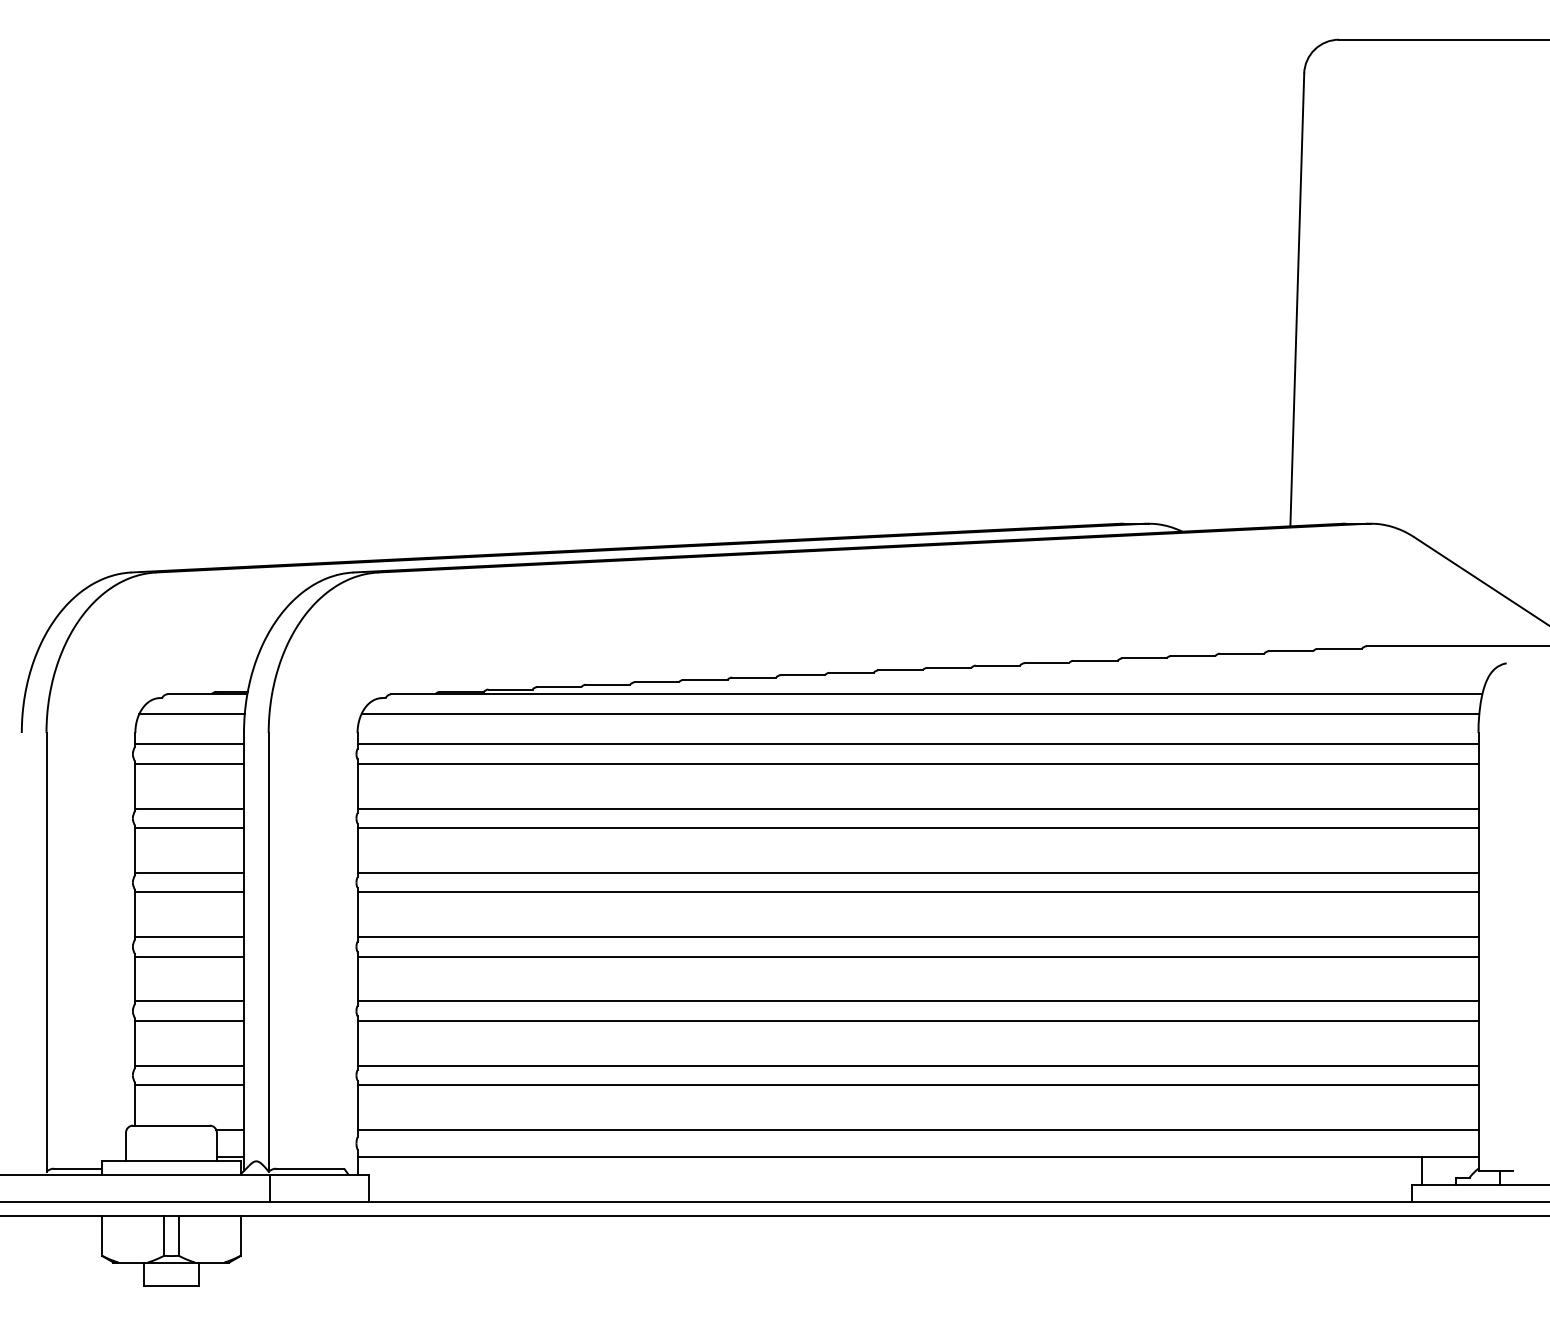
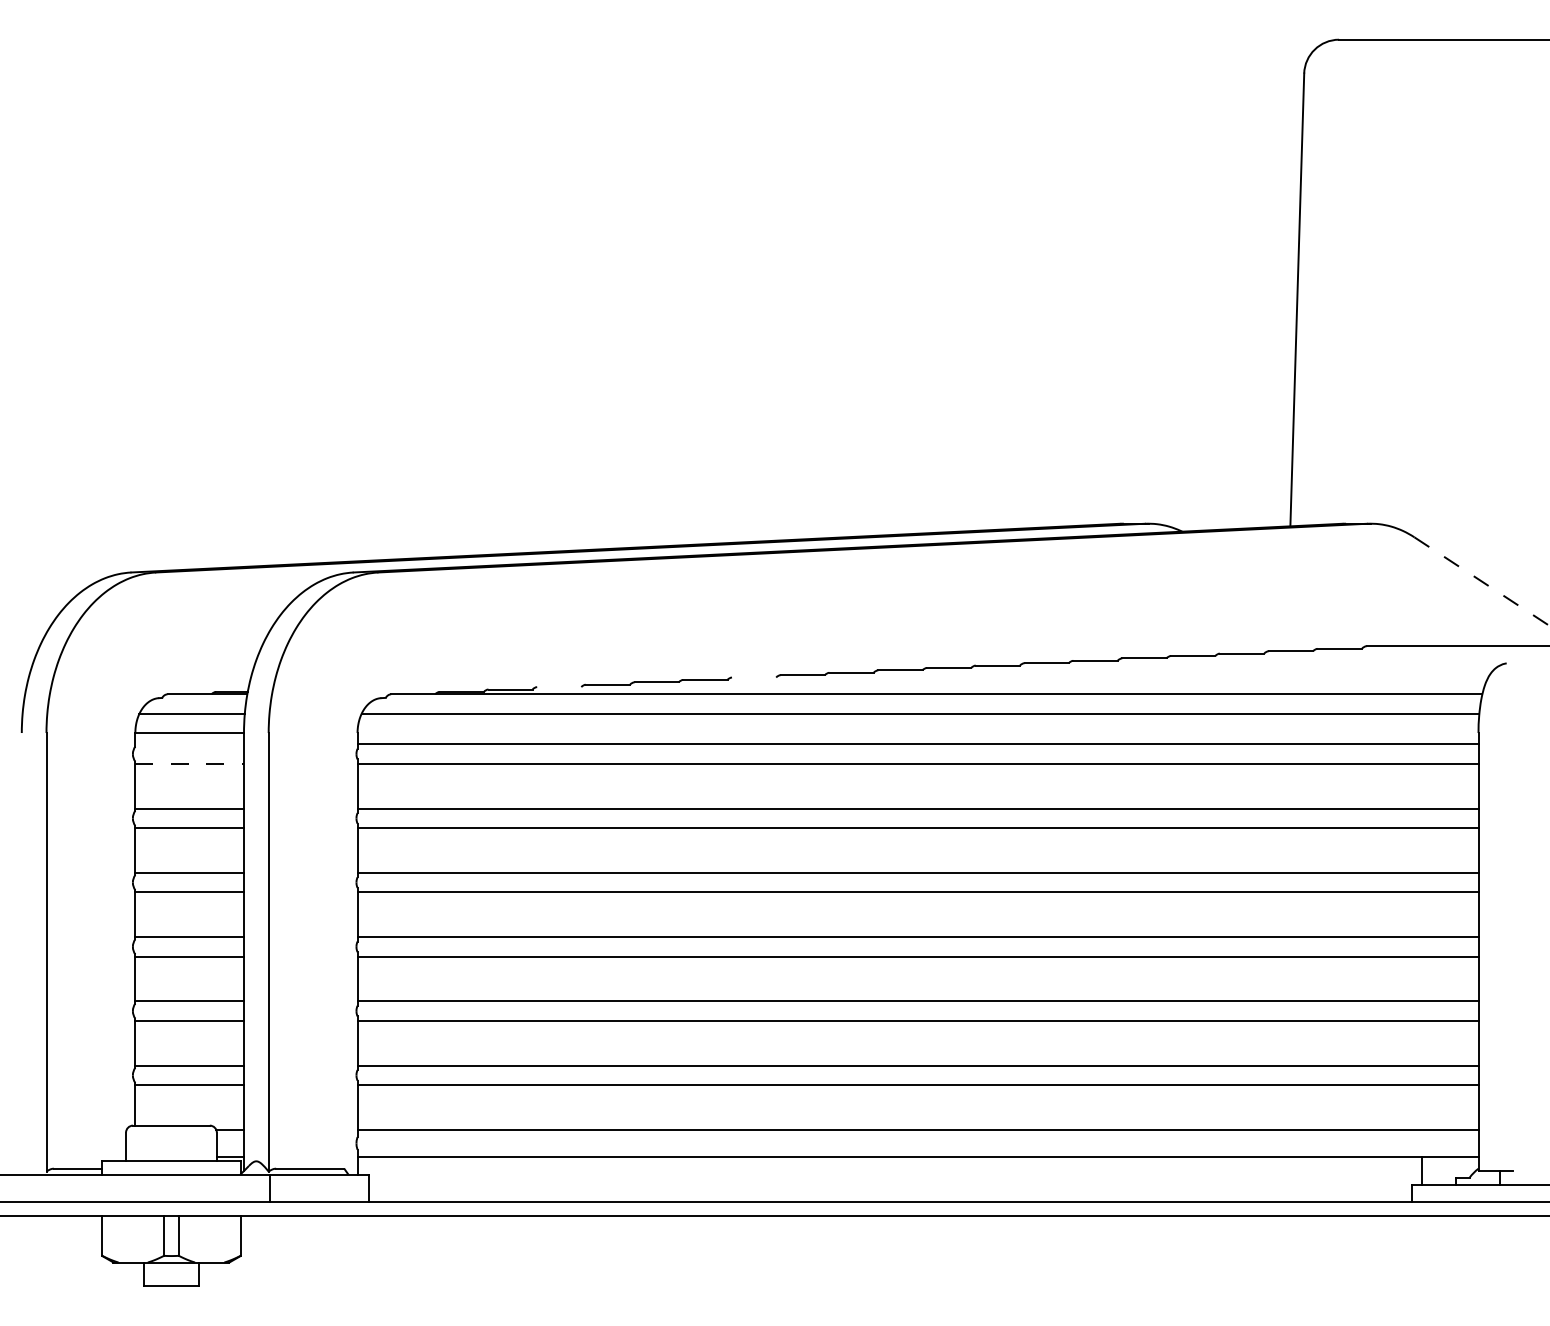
line: solid -> dashed (1482, 581)
line: present -> none (754, 677)
line: present -> none (559, 687)
line position: (189, 744) -> (189, 733) (189, 733)
line: solid -> dashed (190, 763)
